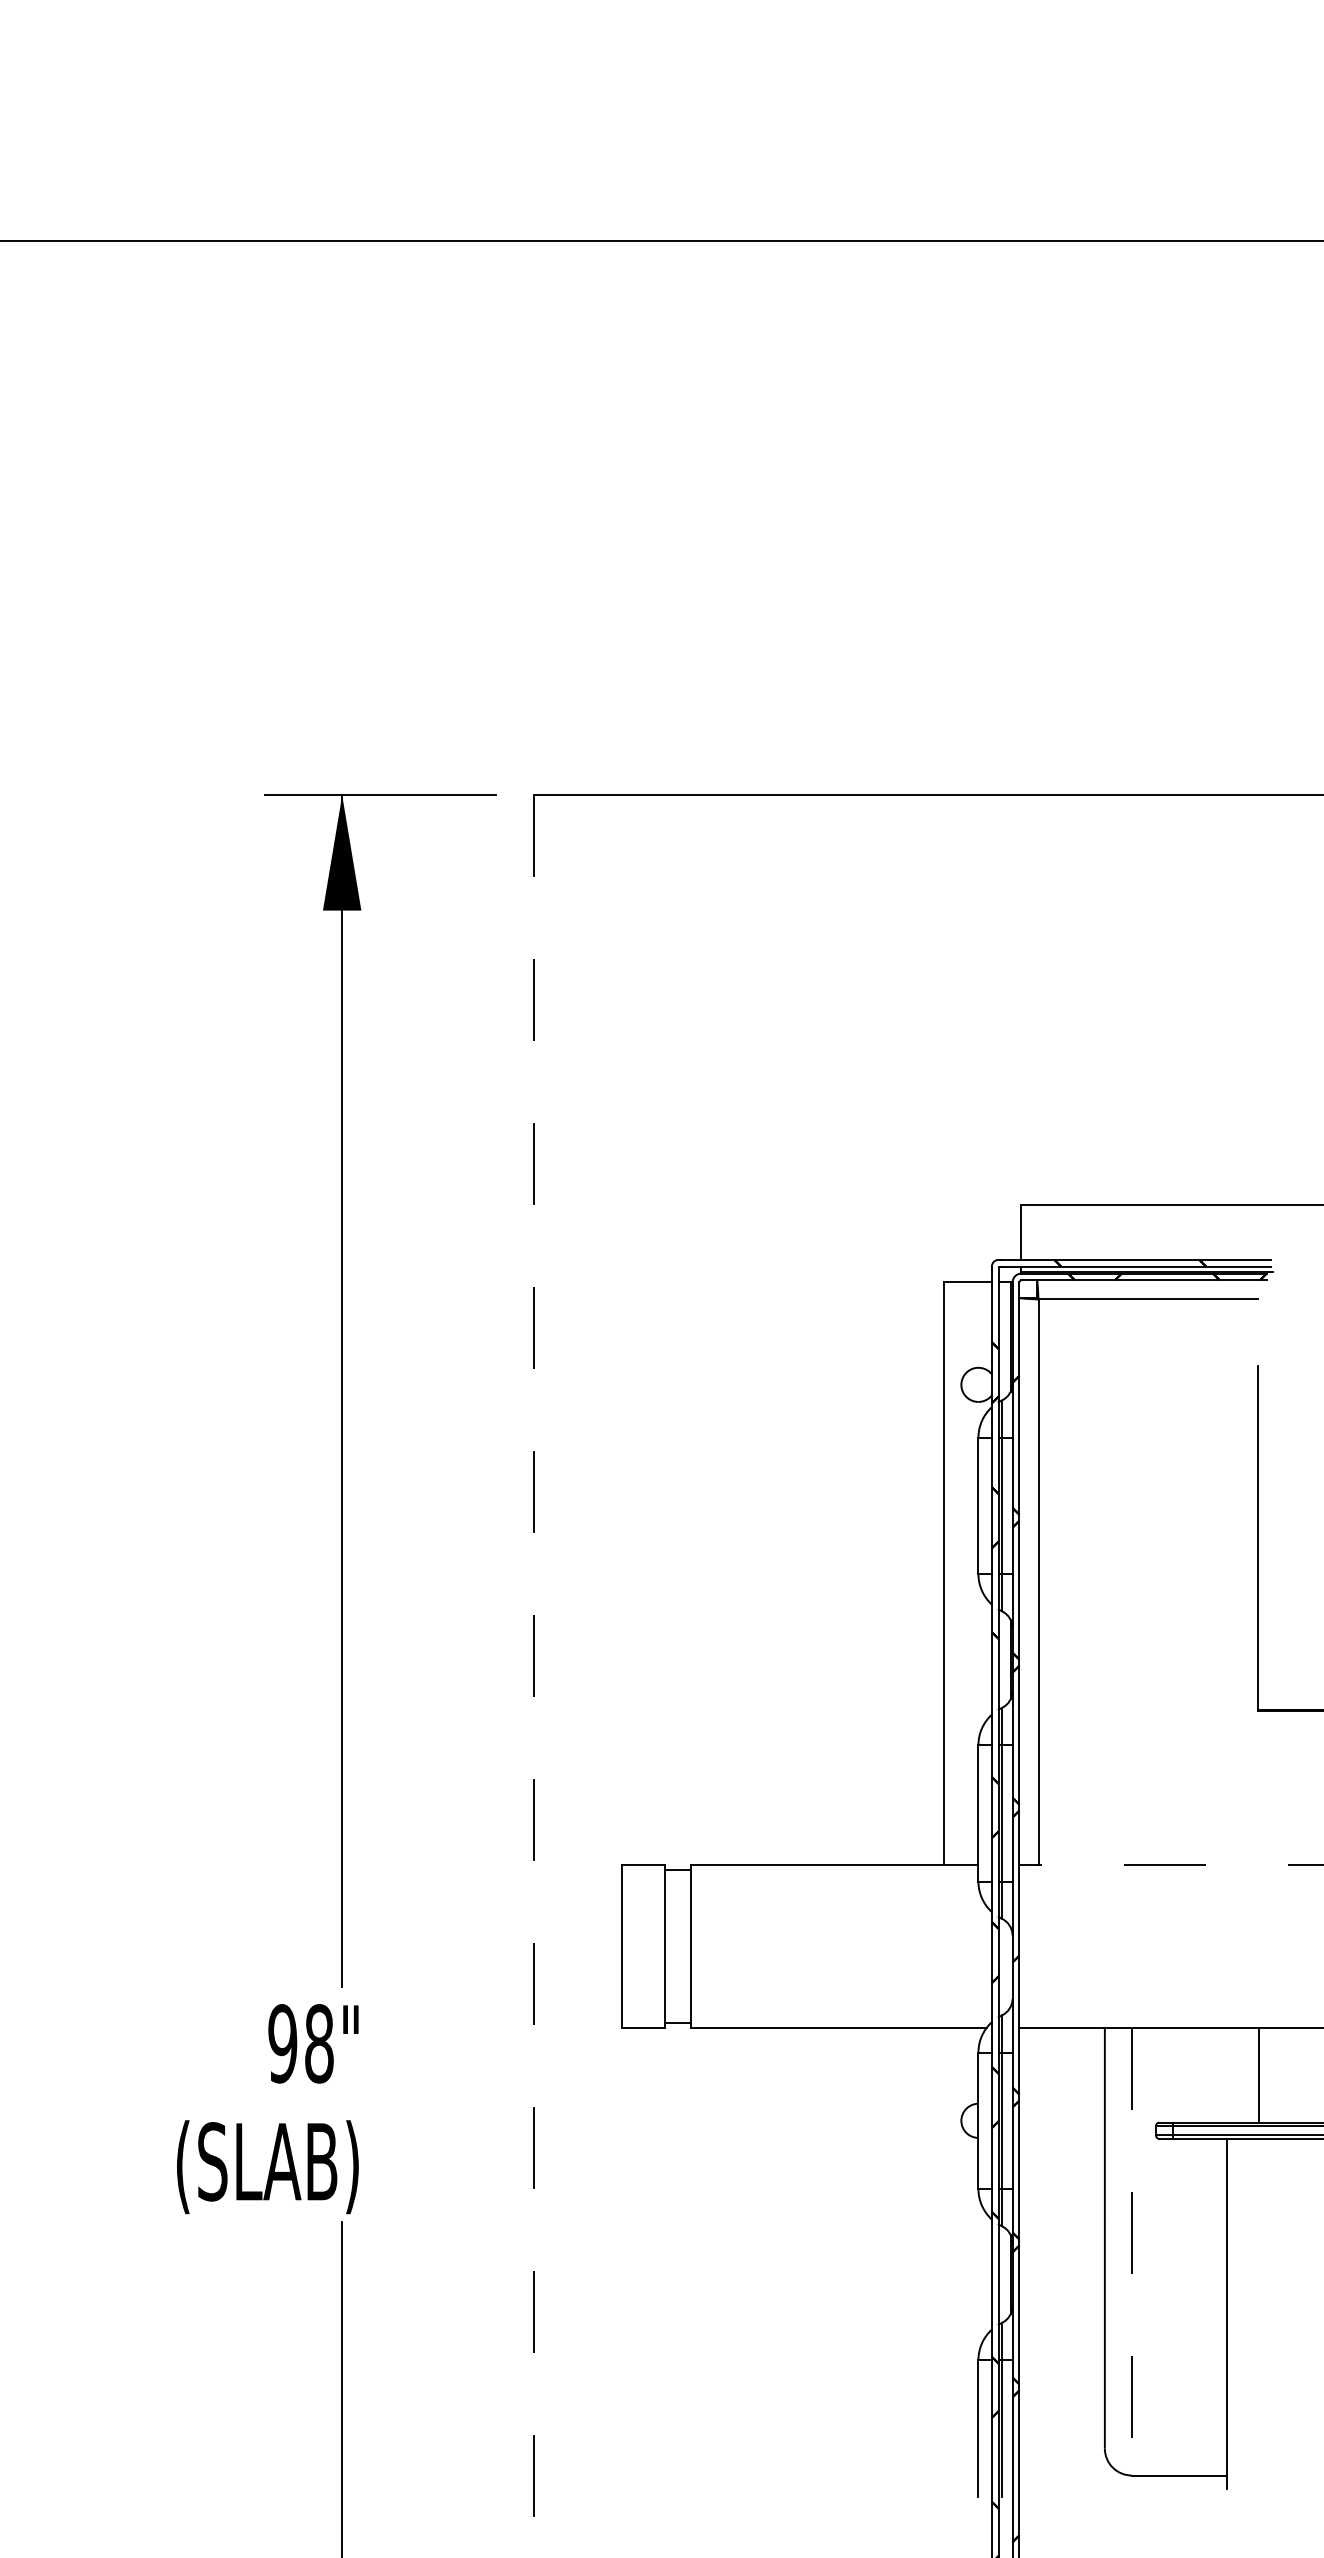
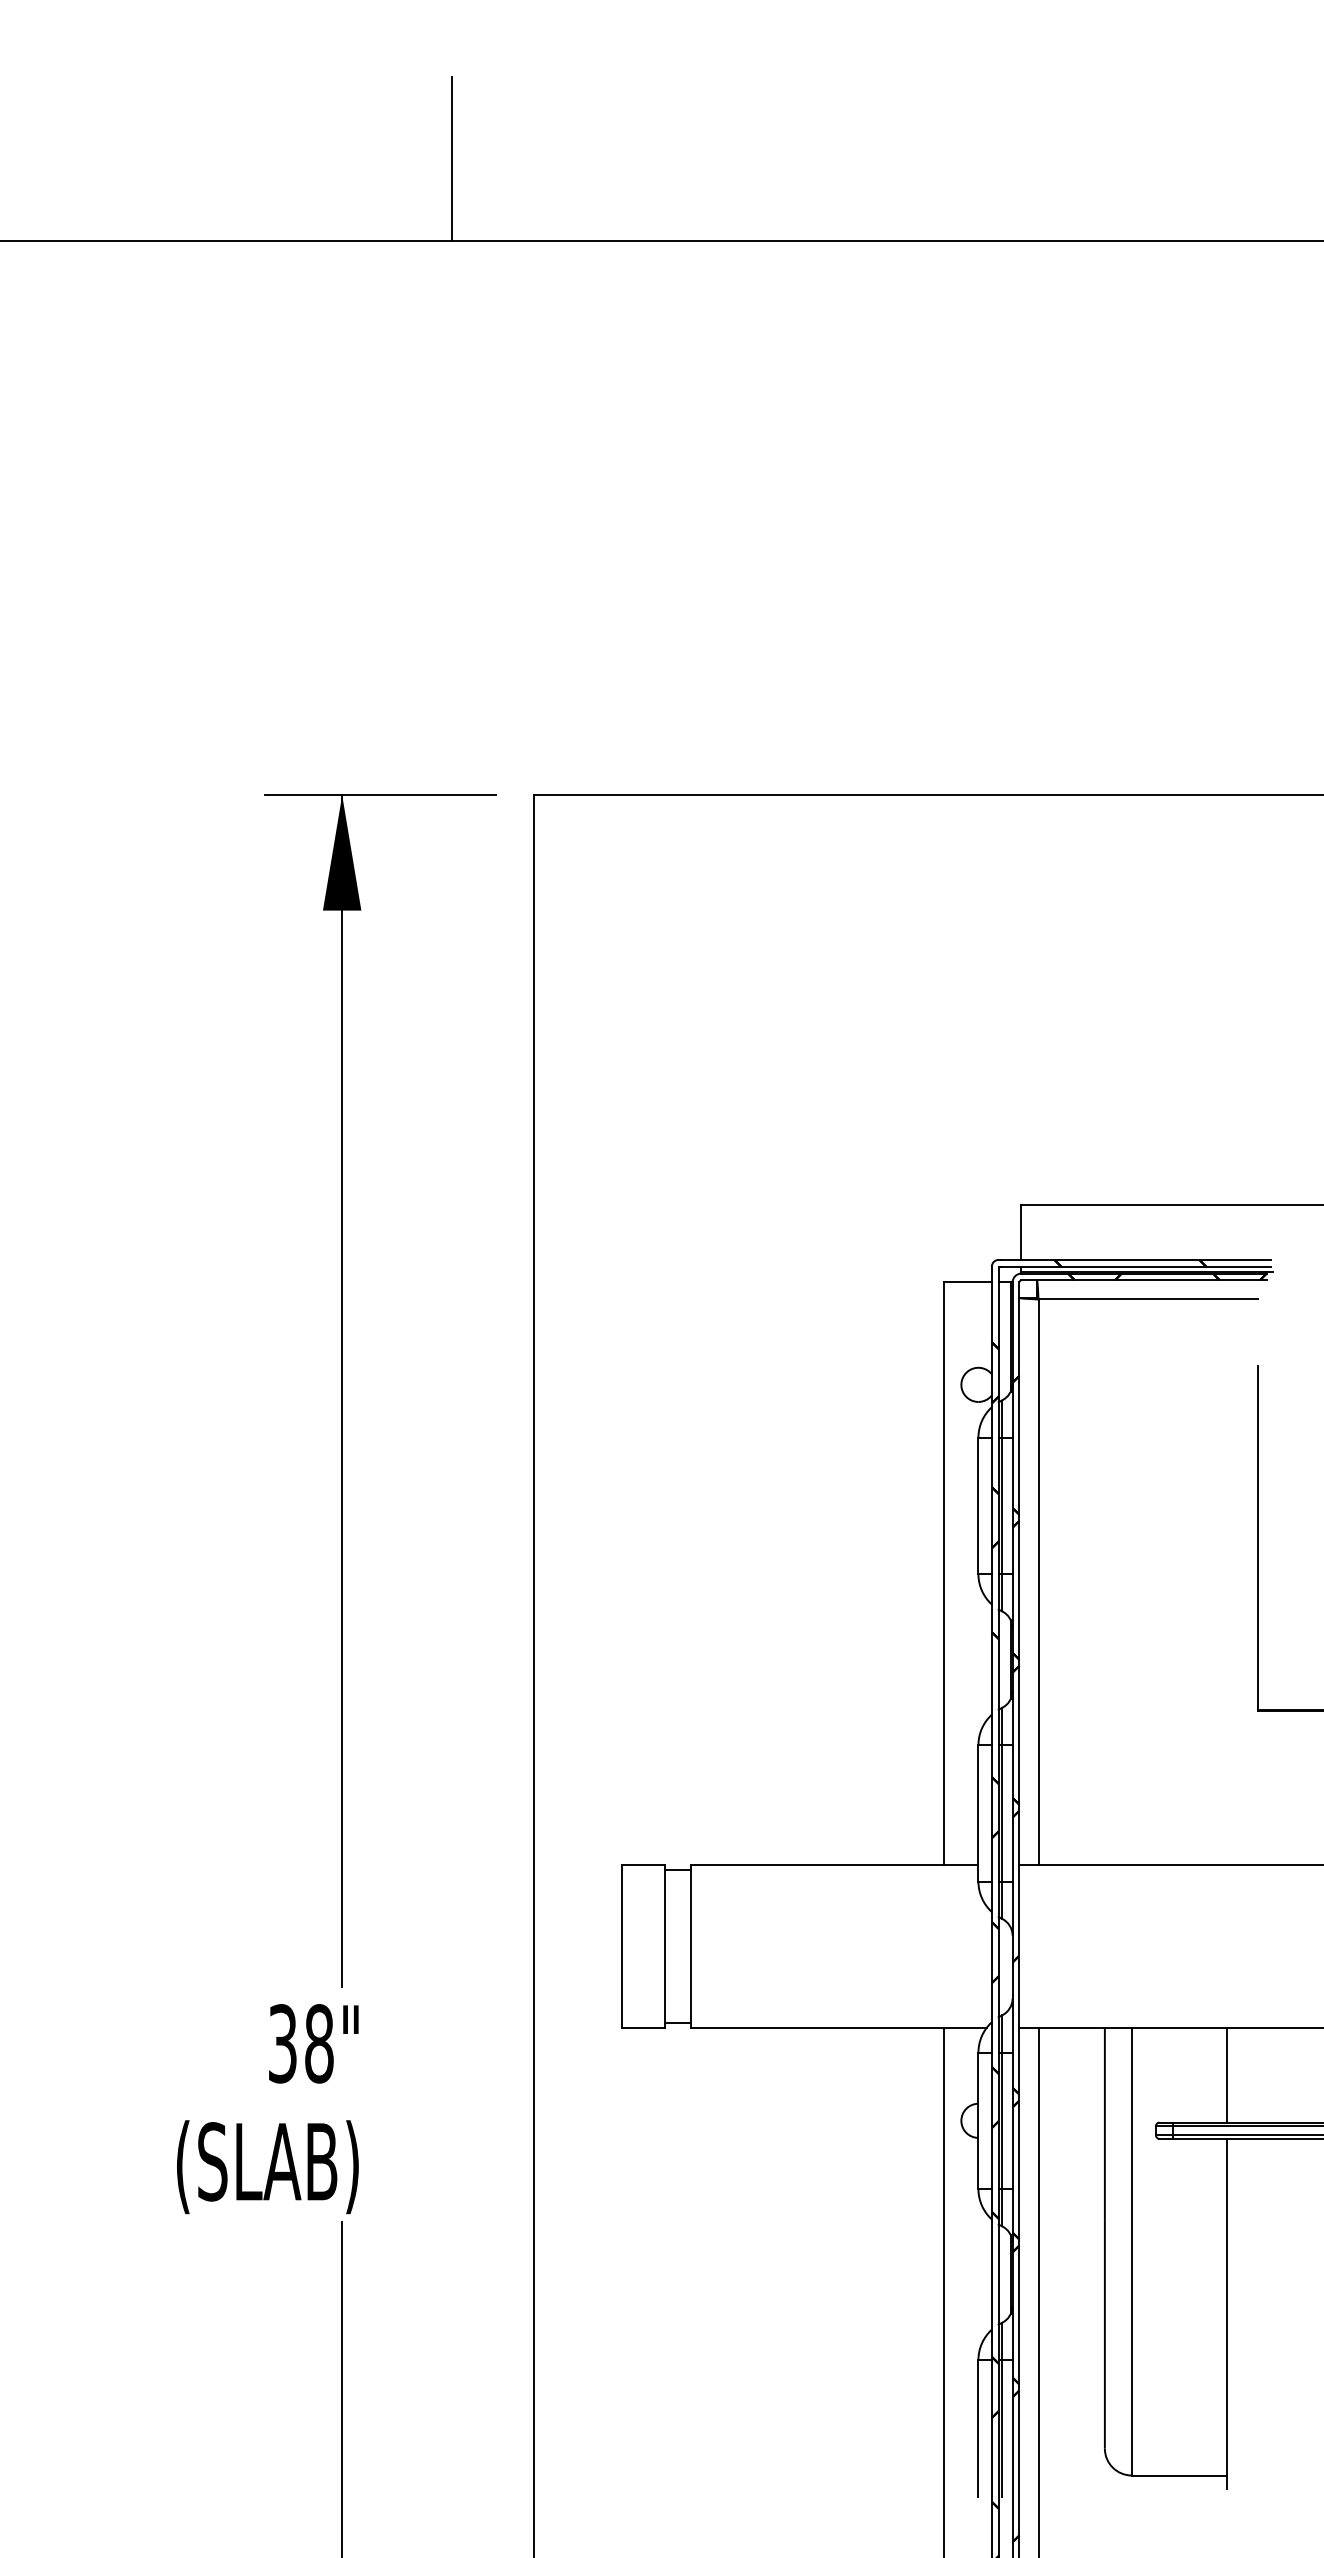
line: none -> present (451, 158)
line: dashed -> solid (534, 1676)
line: dashed -> solid (1171, 1865)
text: 98" -> 38" (282, 2043)
line position: (1259, 2074) -> (1227, 2074) (1227, 2074)
line: dashed -> solid (1131, 2251)
line: none -> present (944, 2290)
line: none -> present (1038, 2290)
